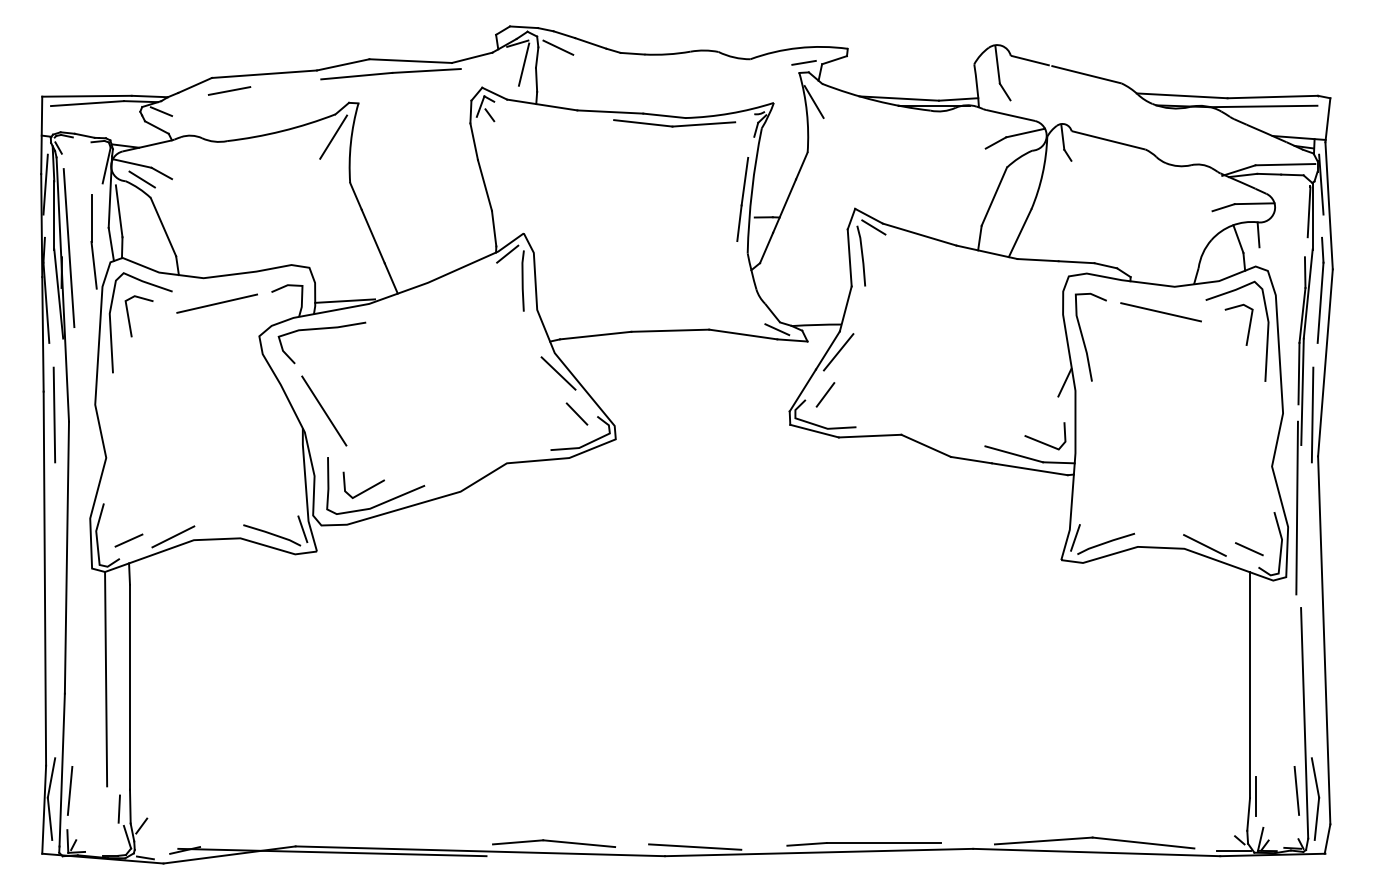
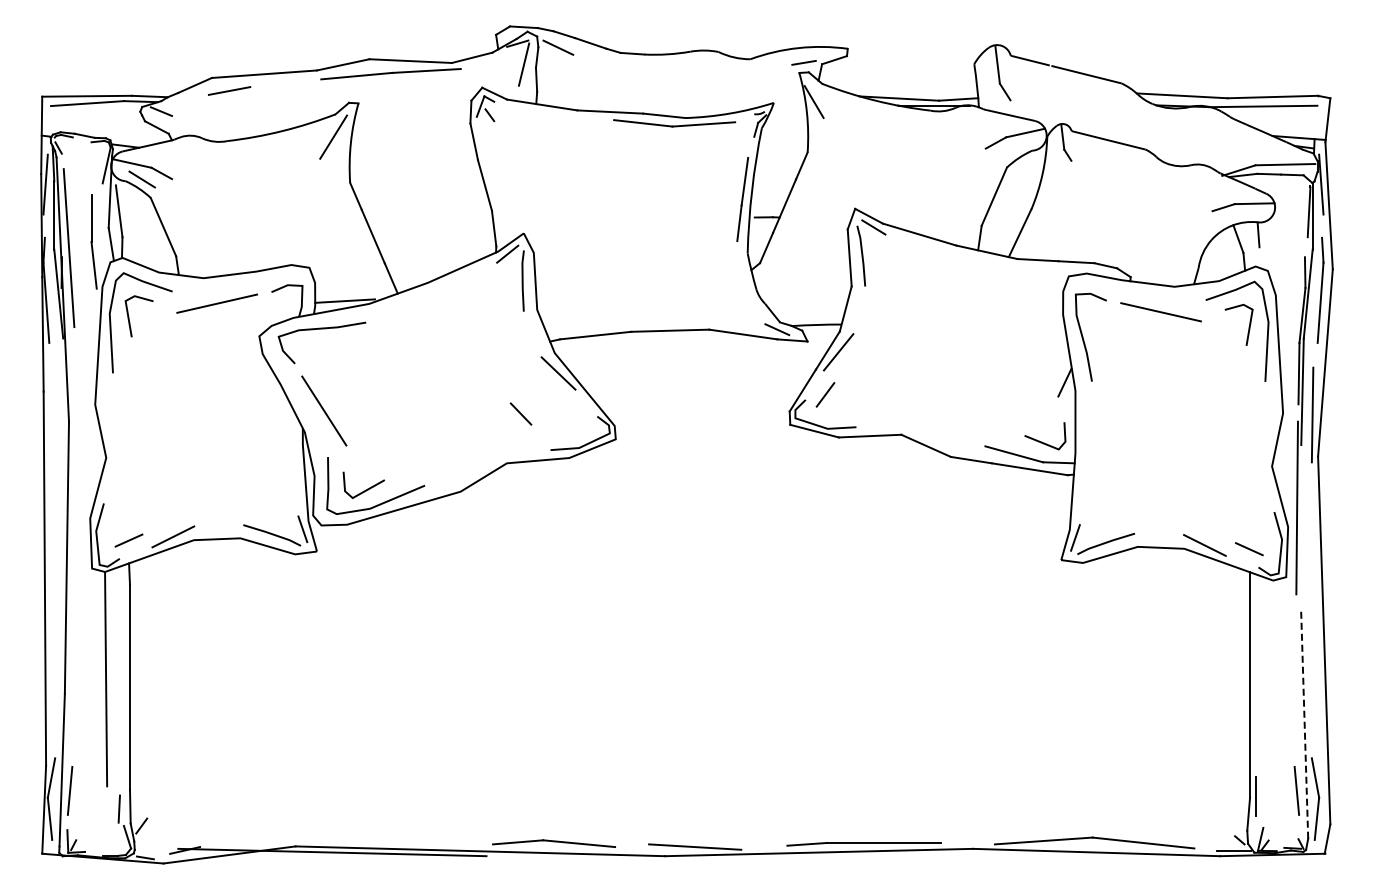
line position: (576, 413) -> (520, 413) (520, 413)
line: present -> none (54, 414)
line: solid -> dashed (1304, 722)
